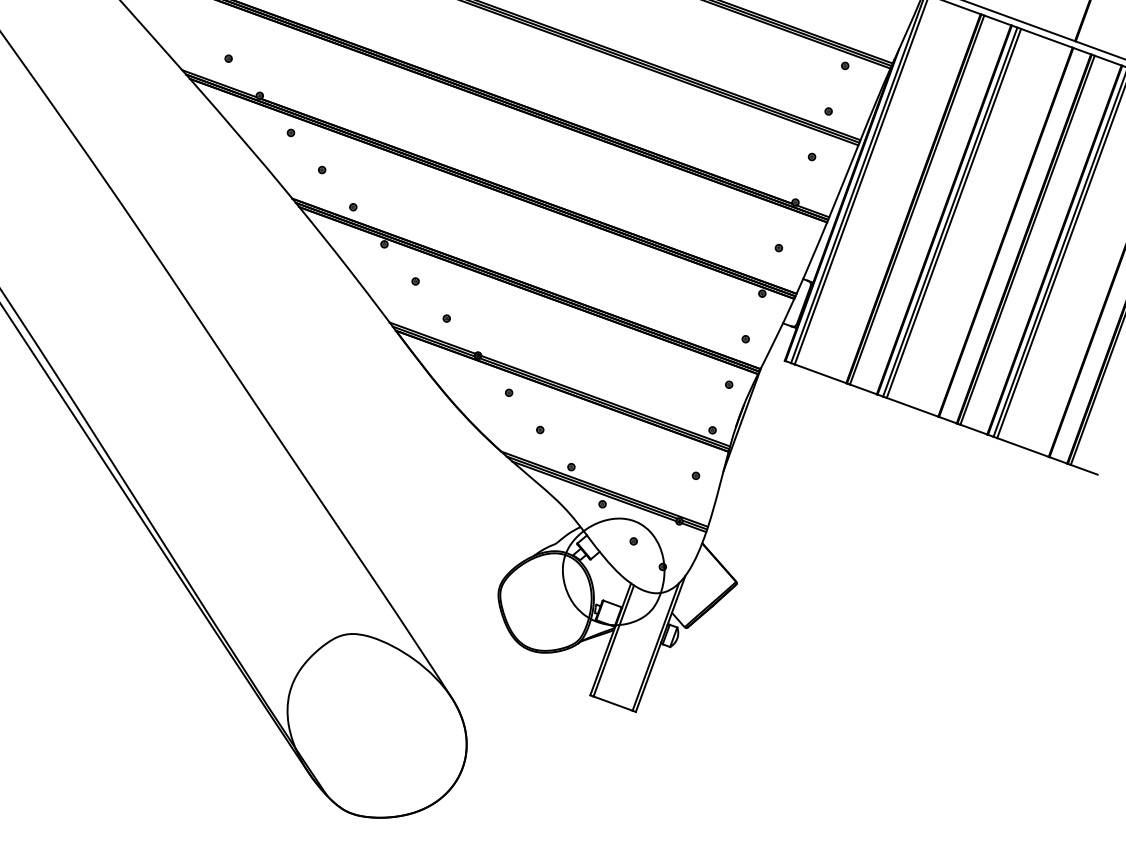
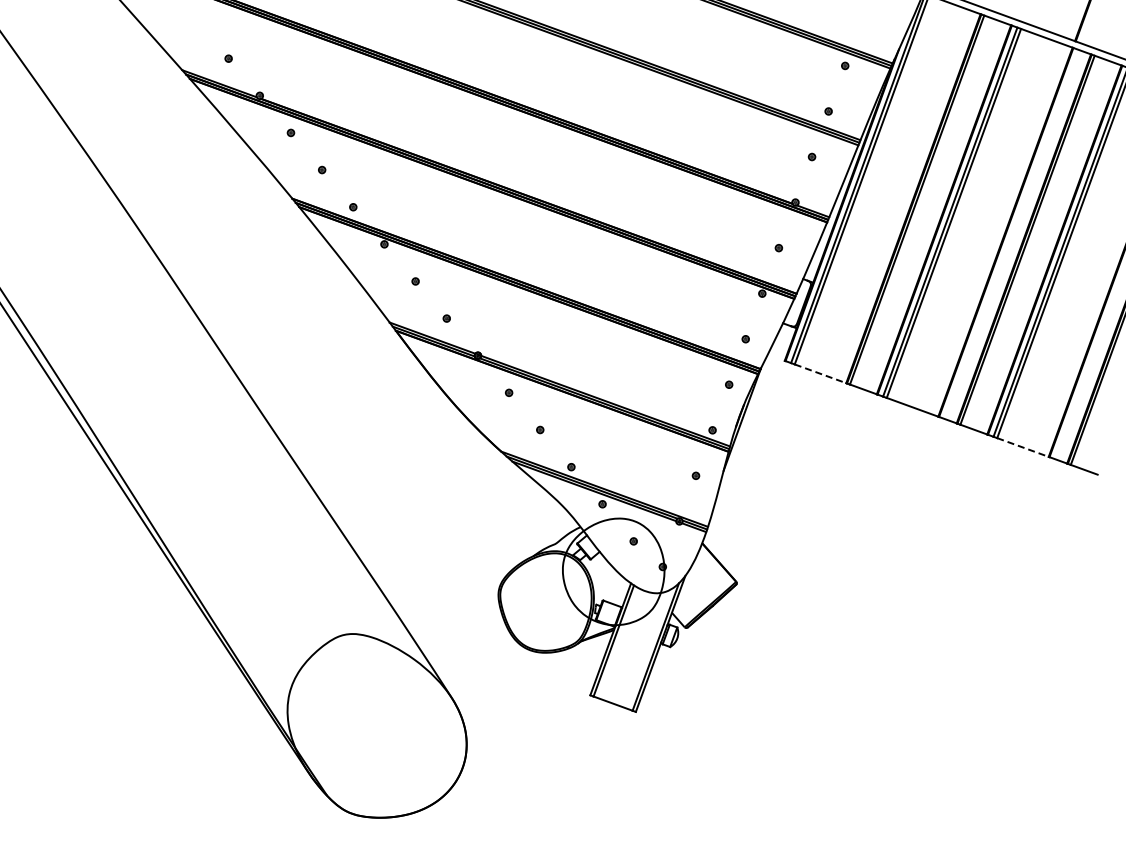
line: solid -> dashed (821, 373)
line: solid -> dashed (1023, 447)
